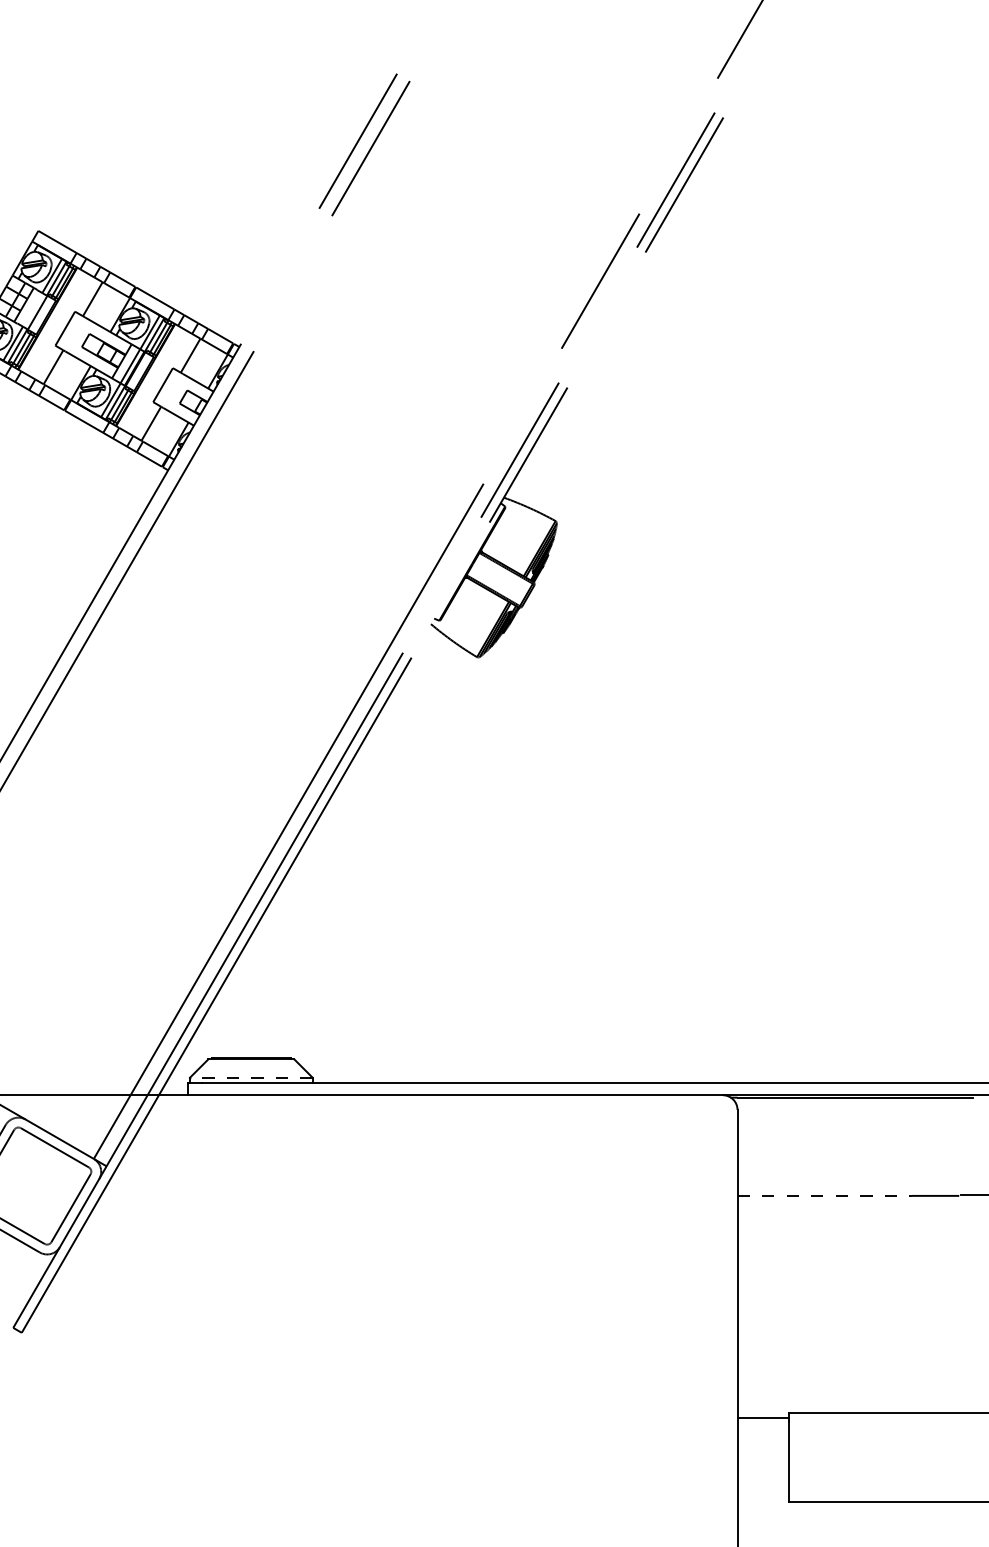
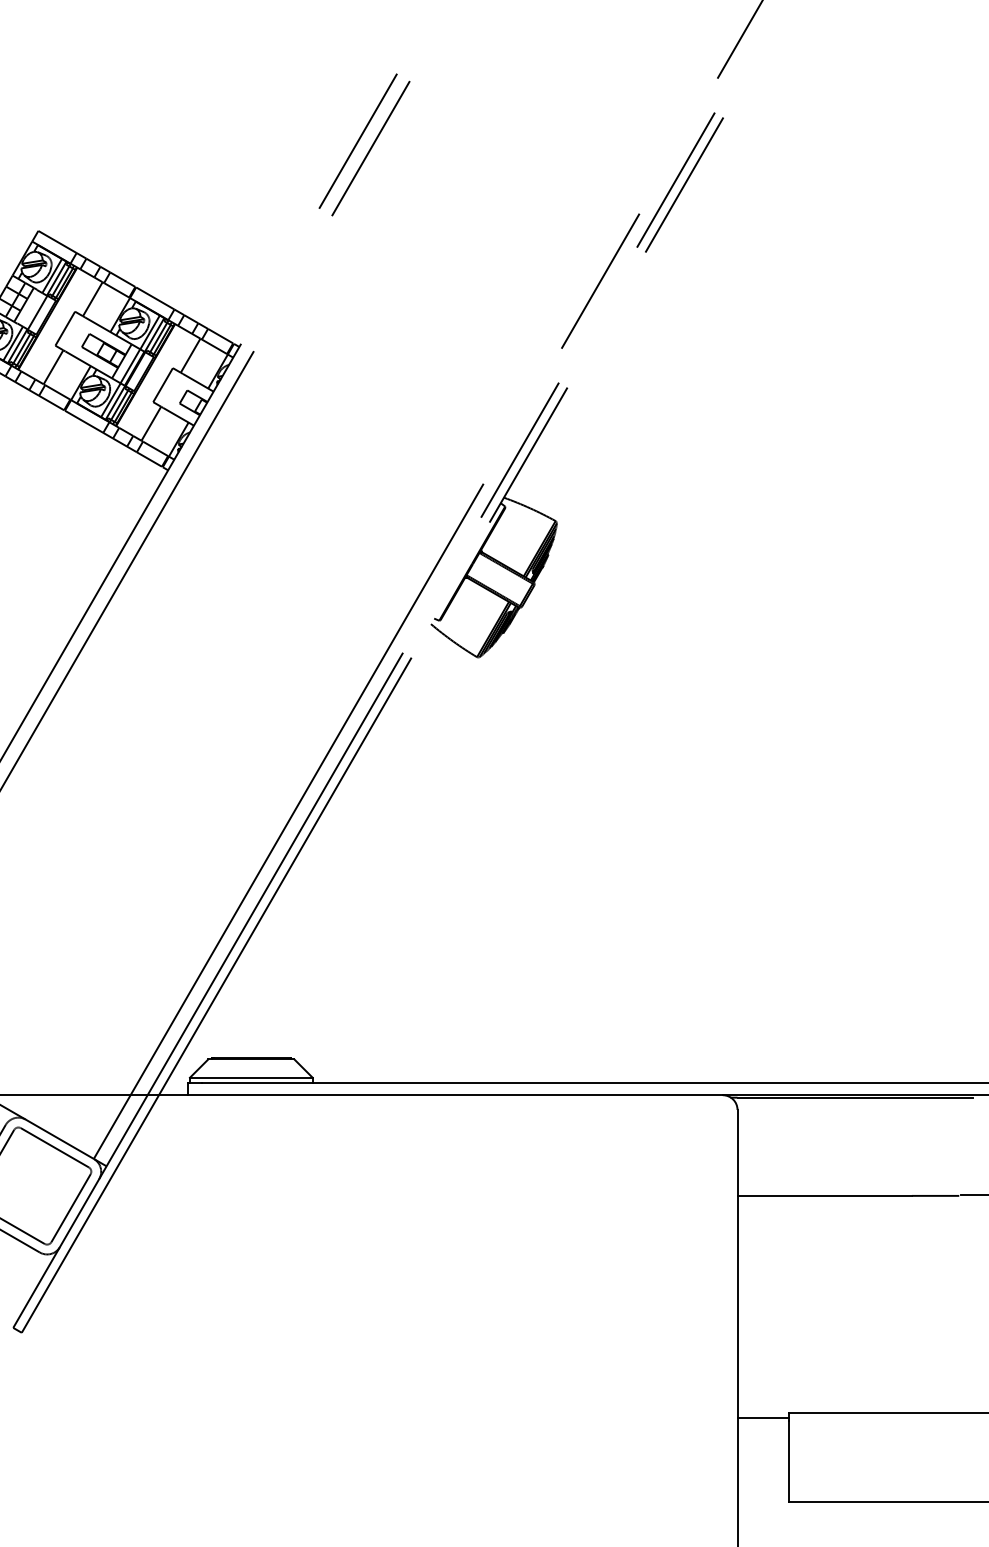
line: dashed -> solid (250, 1077)
line: dashed -> solid (825, 1195)
